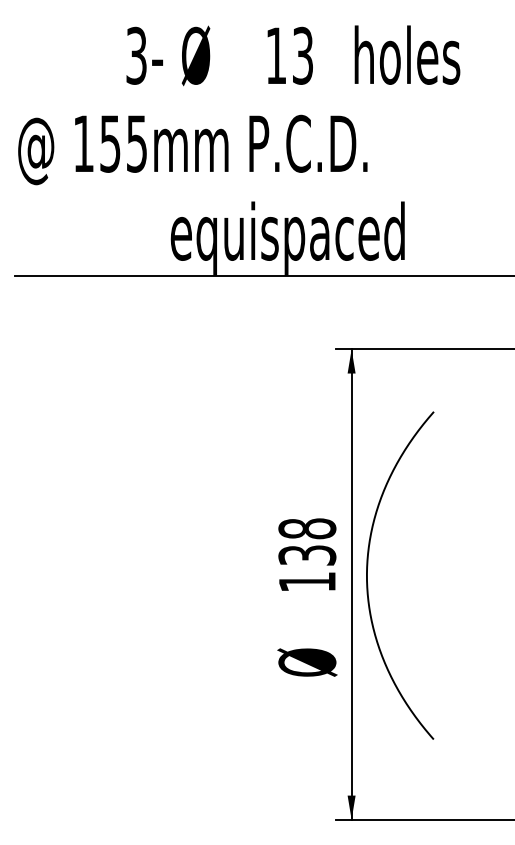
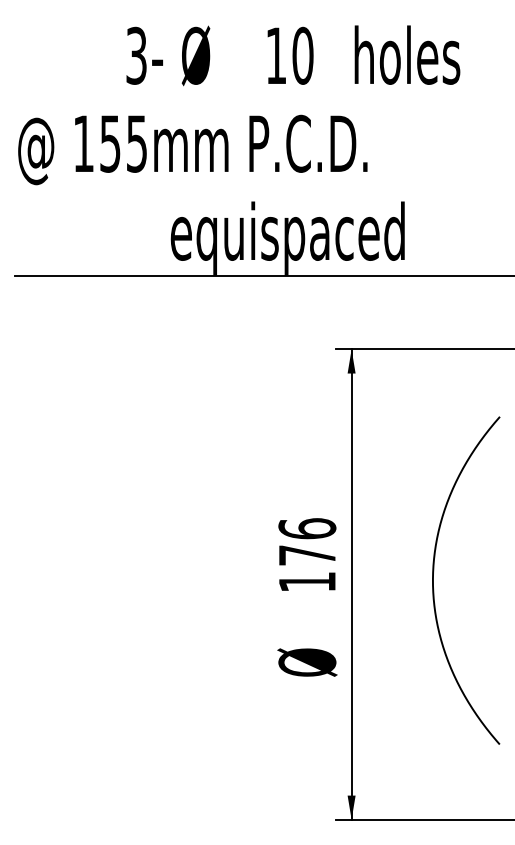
text: 13 -> 10 (302, 55)
text: 138 -> 176 (307, 541)
curve position: (367, 575) -> (433, 580) (433, 580)
